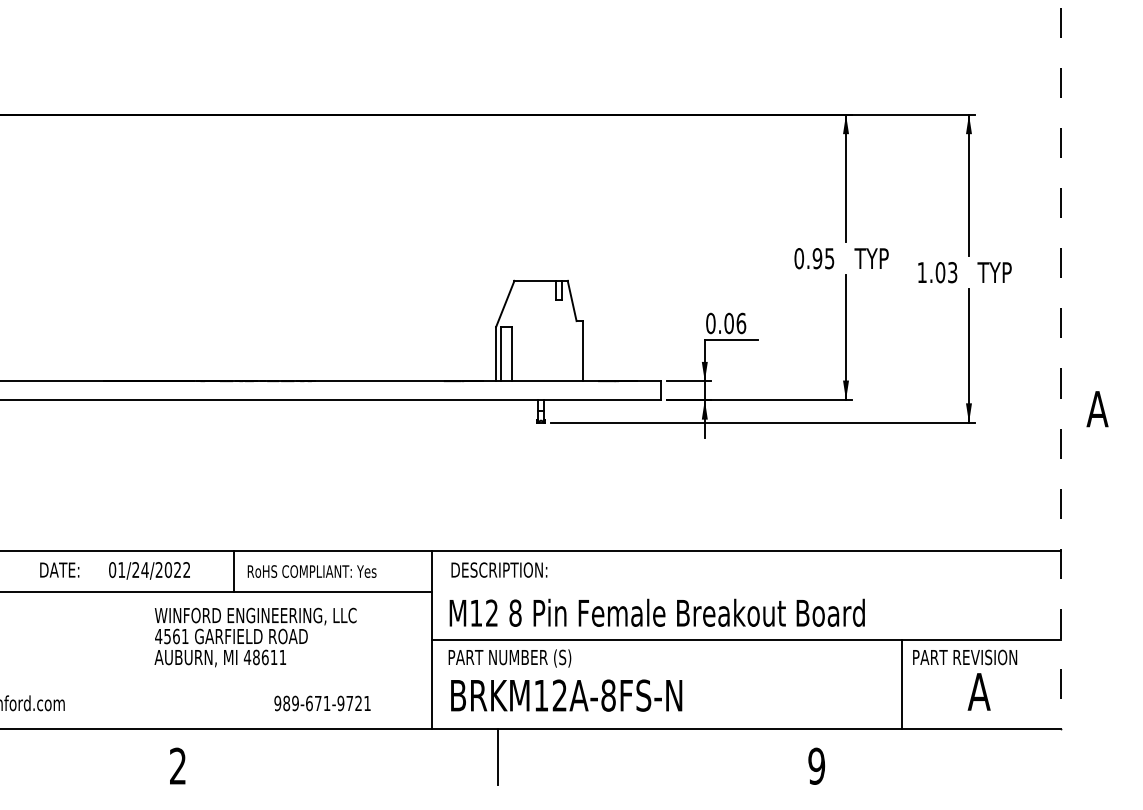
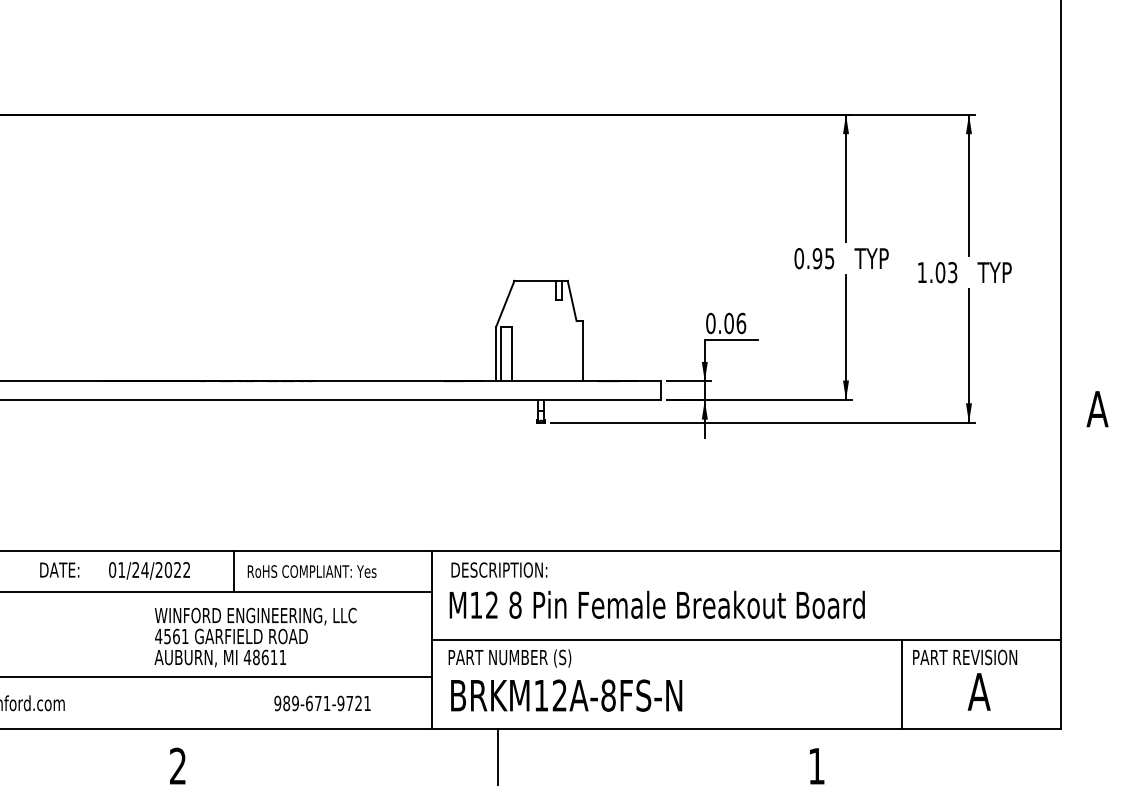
line: dashed -> solid (1061, 365)
text position: (656, 612) -> (656, 604) (656, 604)
line: none -> present (216, 676)
text: 9 -> 1 (816, 765)
